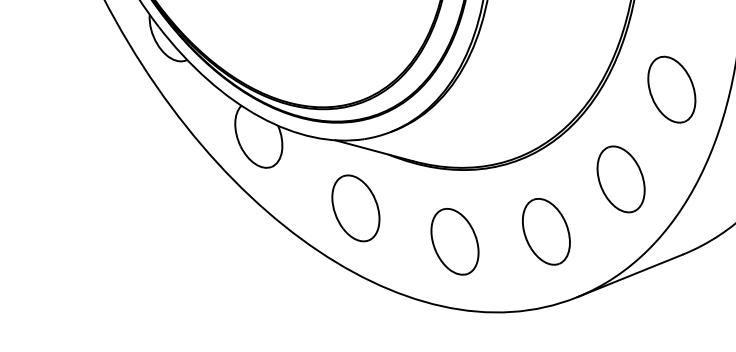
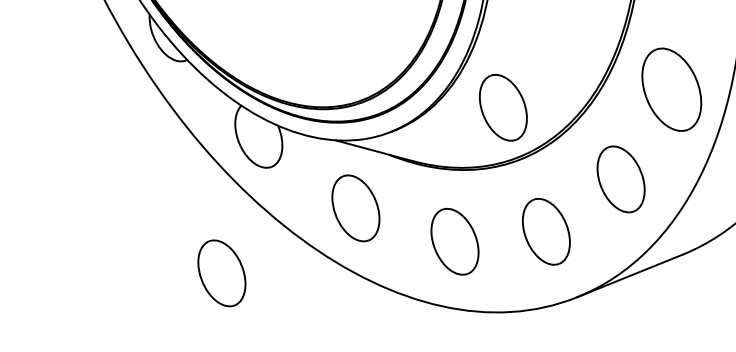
part size: 50x69 px -> 62x85 px (671, 89)
part: none -> present (503, 107)
part: none -> present (221, 273)
